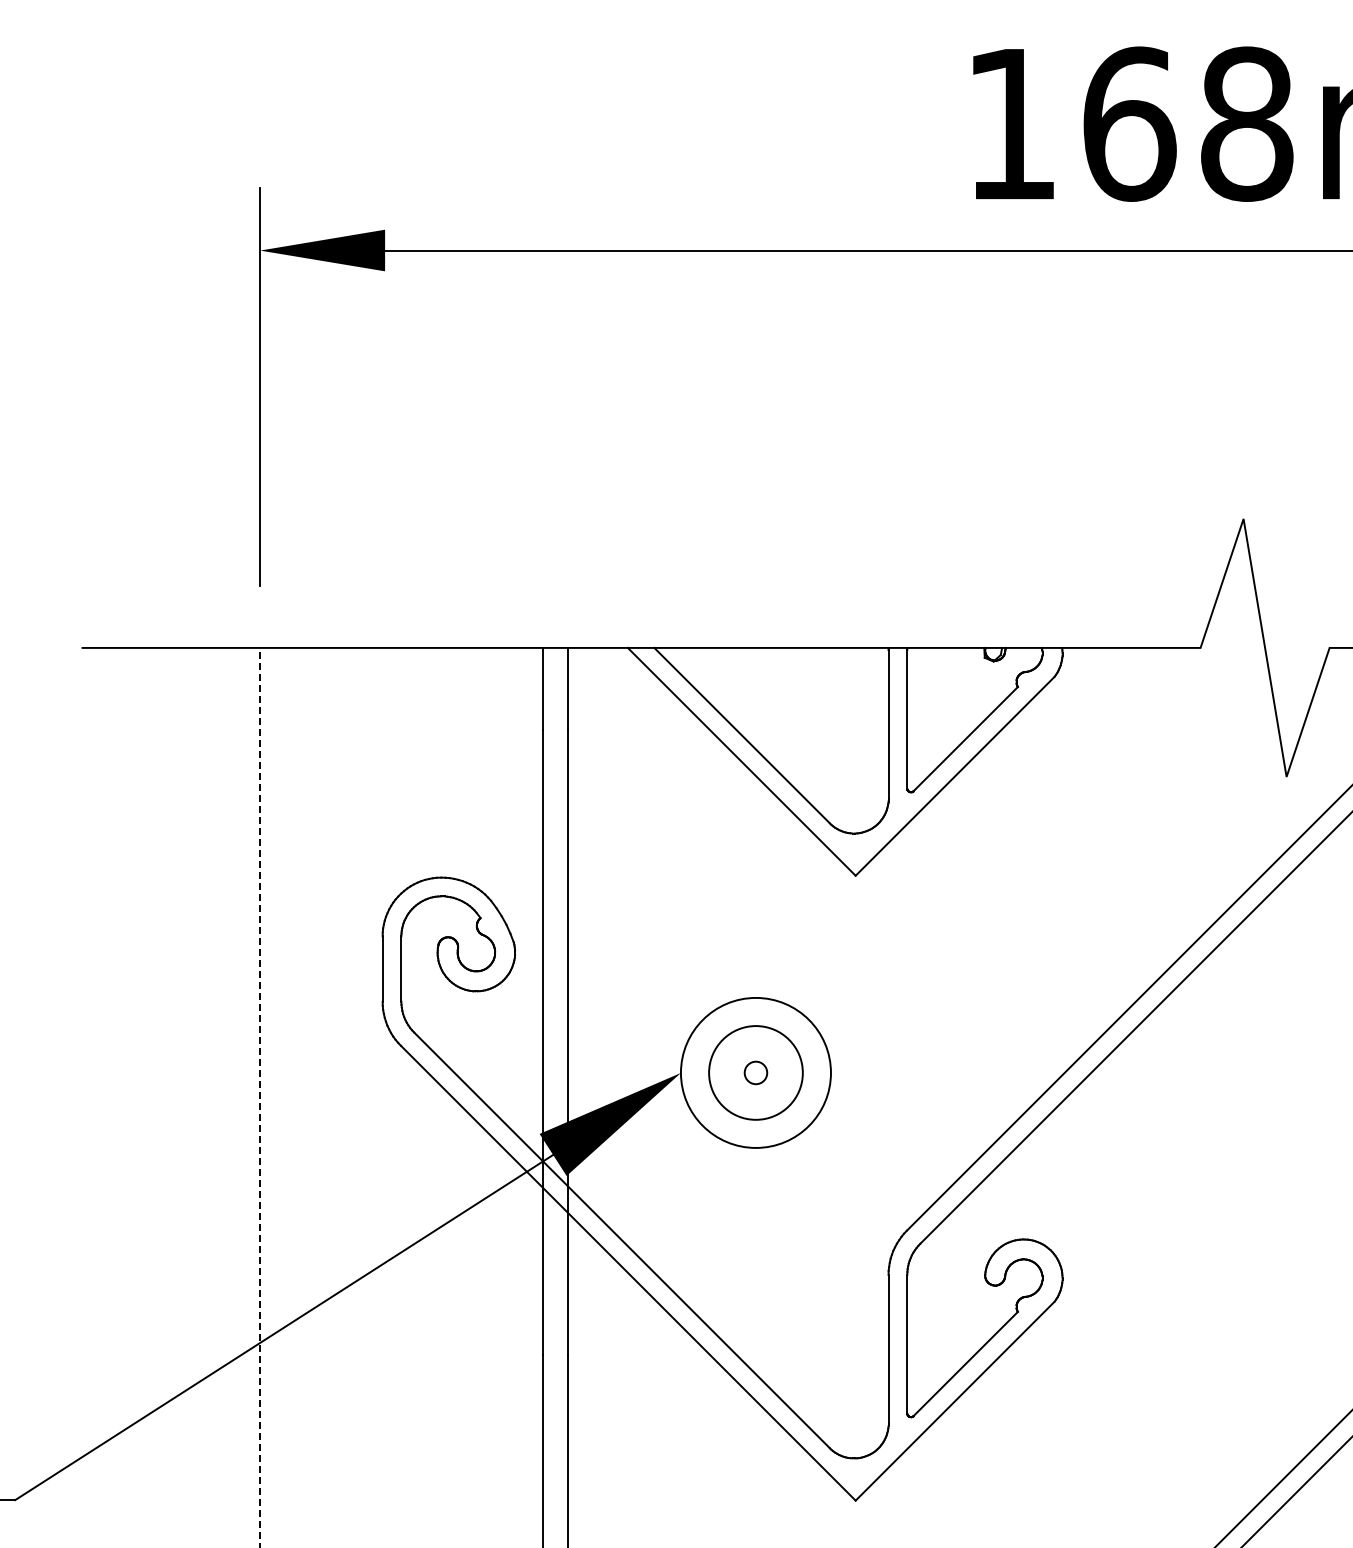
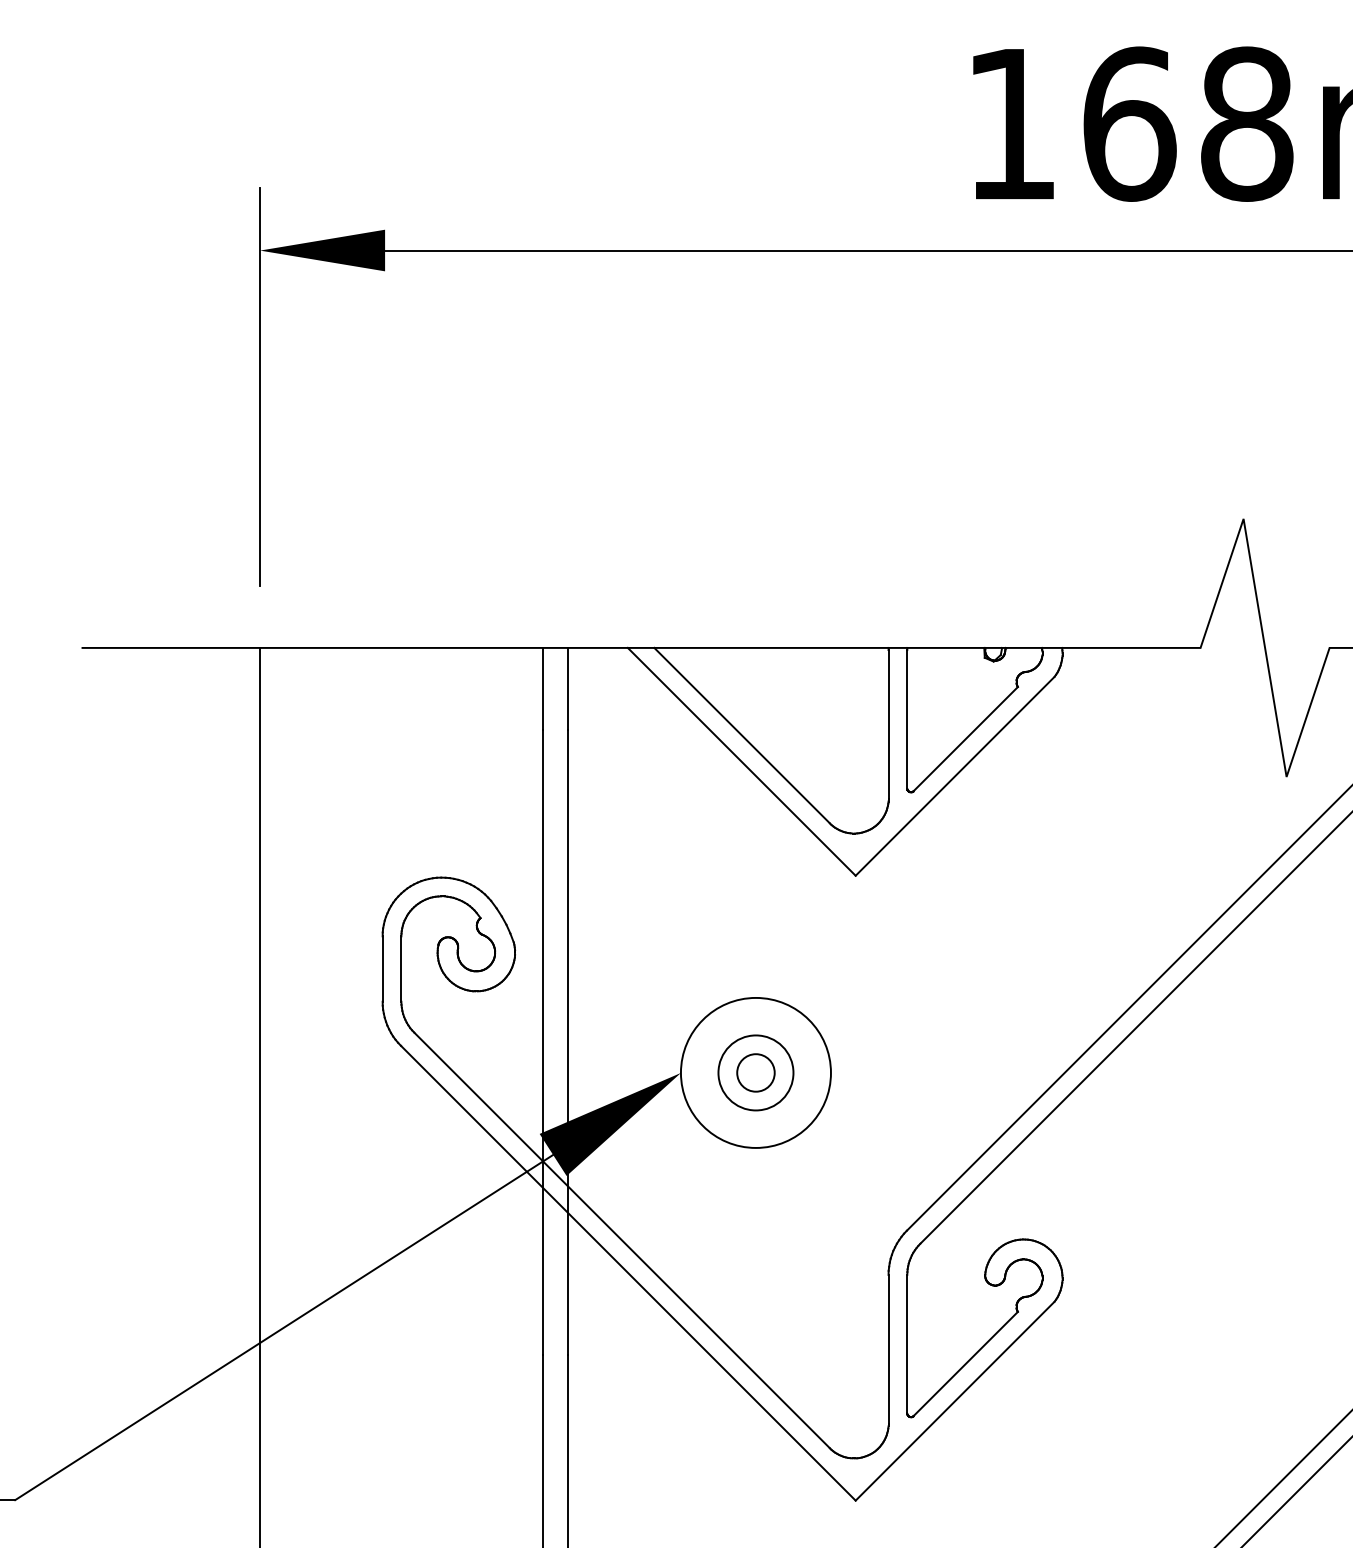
circle diameter: 23 px -> 38 px (755, 1072)
circle diameter: 94 px -> 75 px (755, 1072)
line: dashed -> solid (260, 1097)
